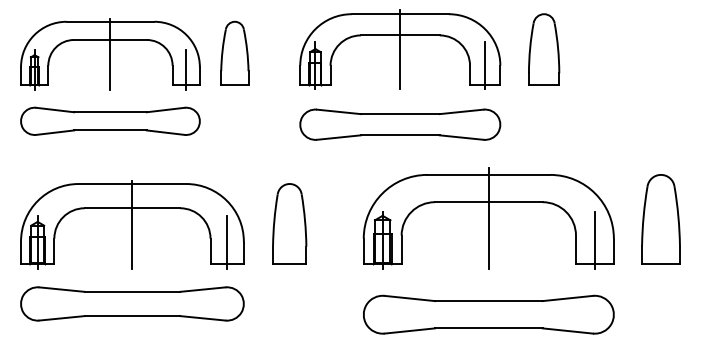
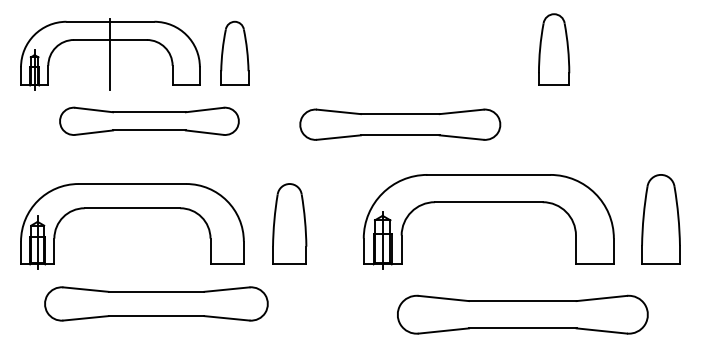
part: present -> none (400, 49)
part position: (544, 49) -> (554, 49) (554, 49)
line: present -> none (186, 70)
part position: (110, 120) -> (149, 120) (149, 120)
line: present -> none (488, 217)
line: present -> none (132, 224)
line: present -> none (594, 239)
line: present -> none (227, 241)
part position: (132, 303) -> (156, 303) (156, 303)
part position: (488, 314) -> (522, 314) (522, 314)
